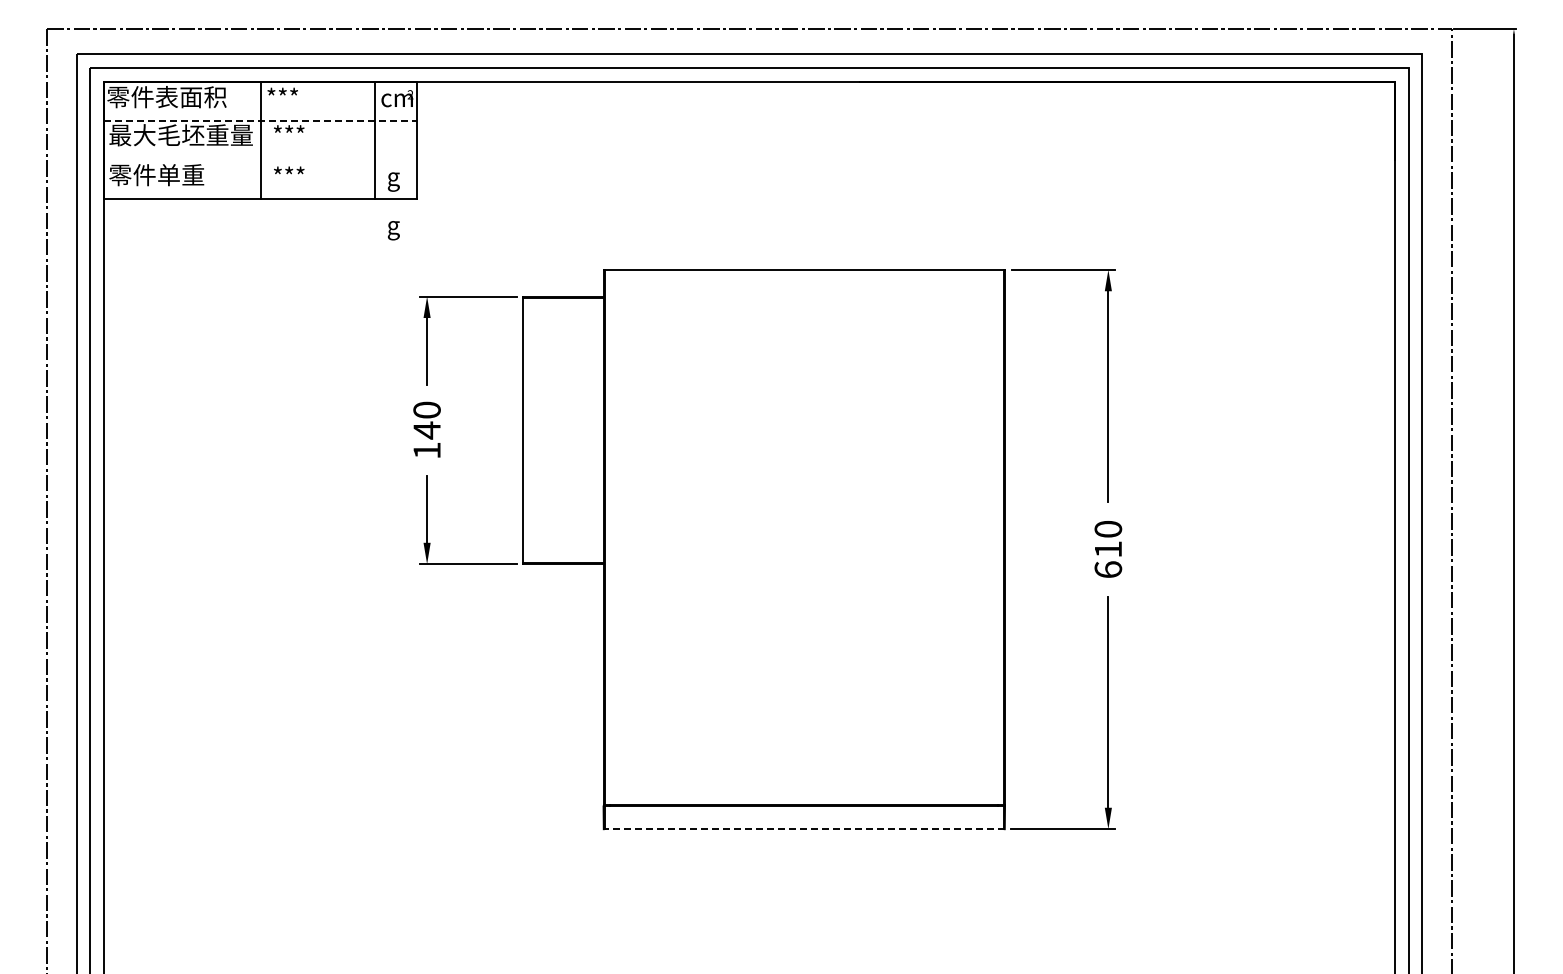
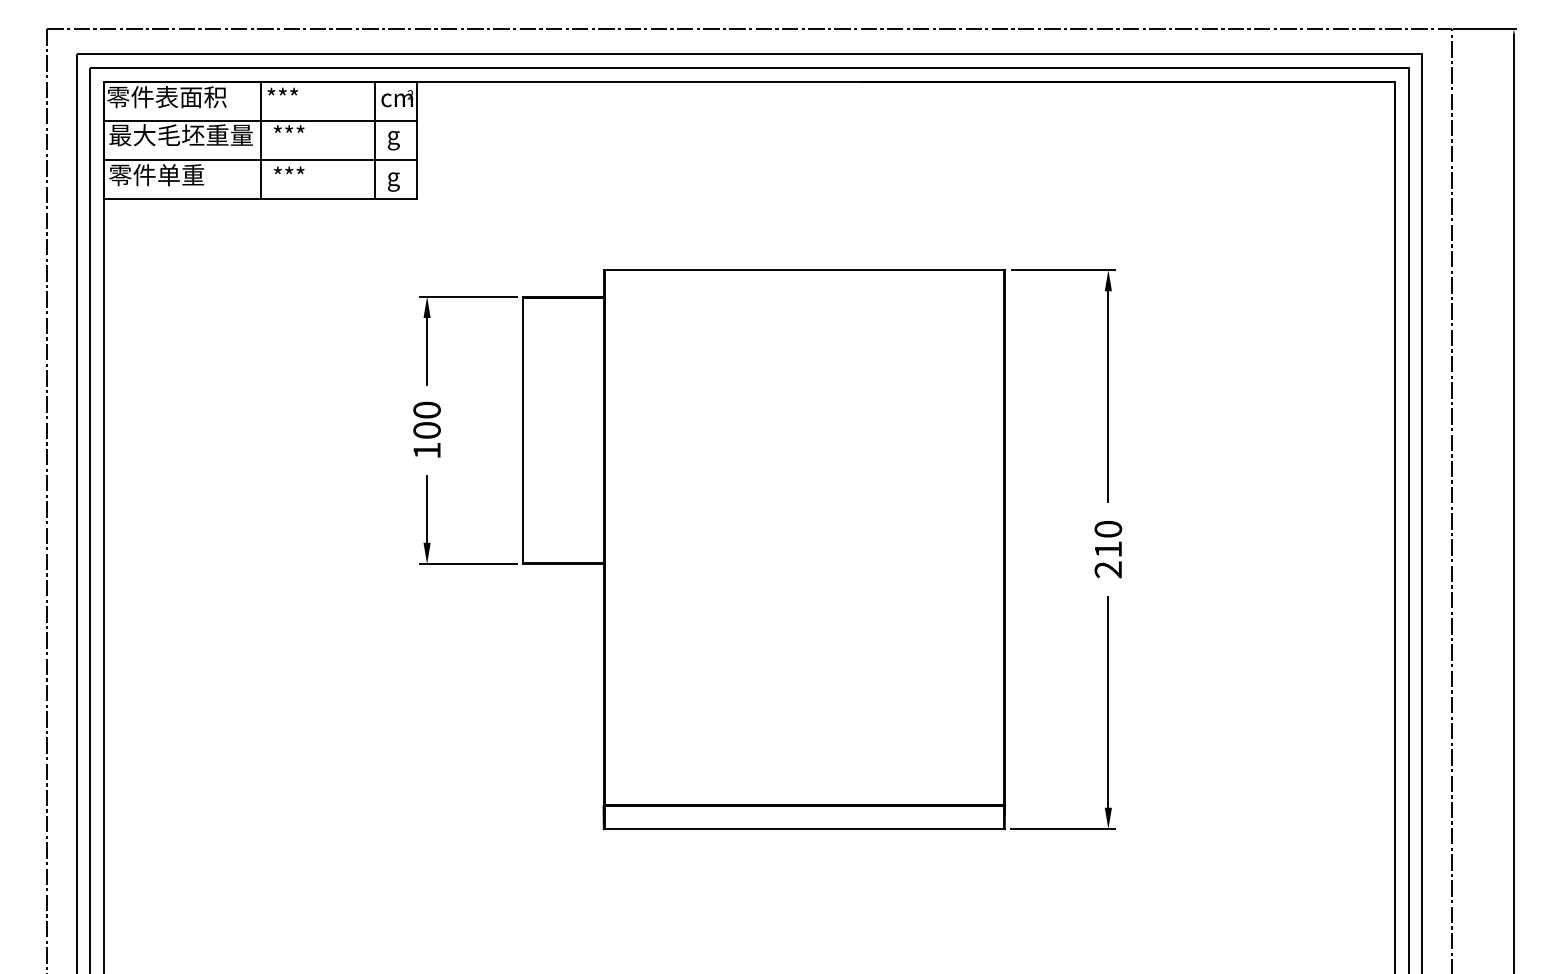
line: dashed -> solid (260, 120)
line: none -> present (260, 159)
text position: (393, 230) -> (393, 140) (393, 140)
text: 140 -> 100 (426, 430)
text: 610 -> 210 (1108, 569)
line: dashed -> solid (803, 829)
